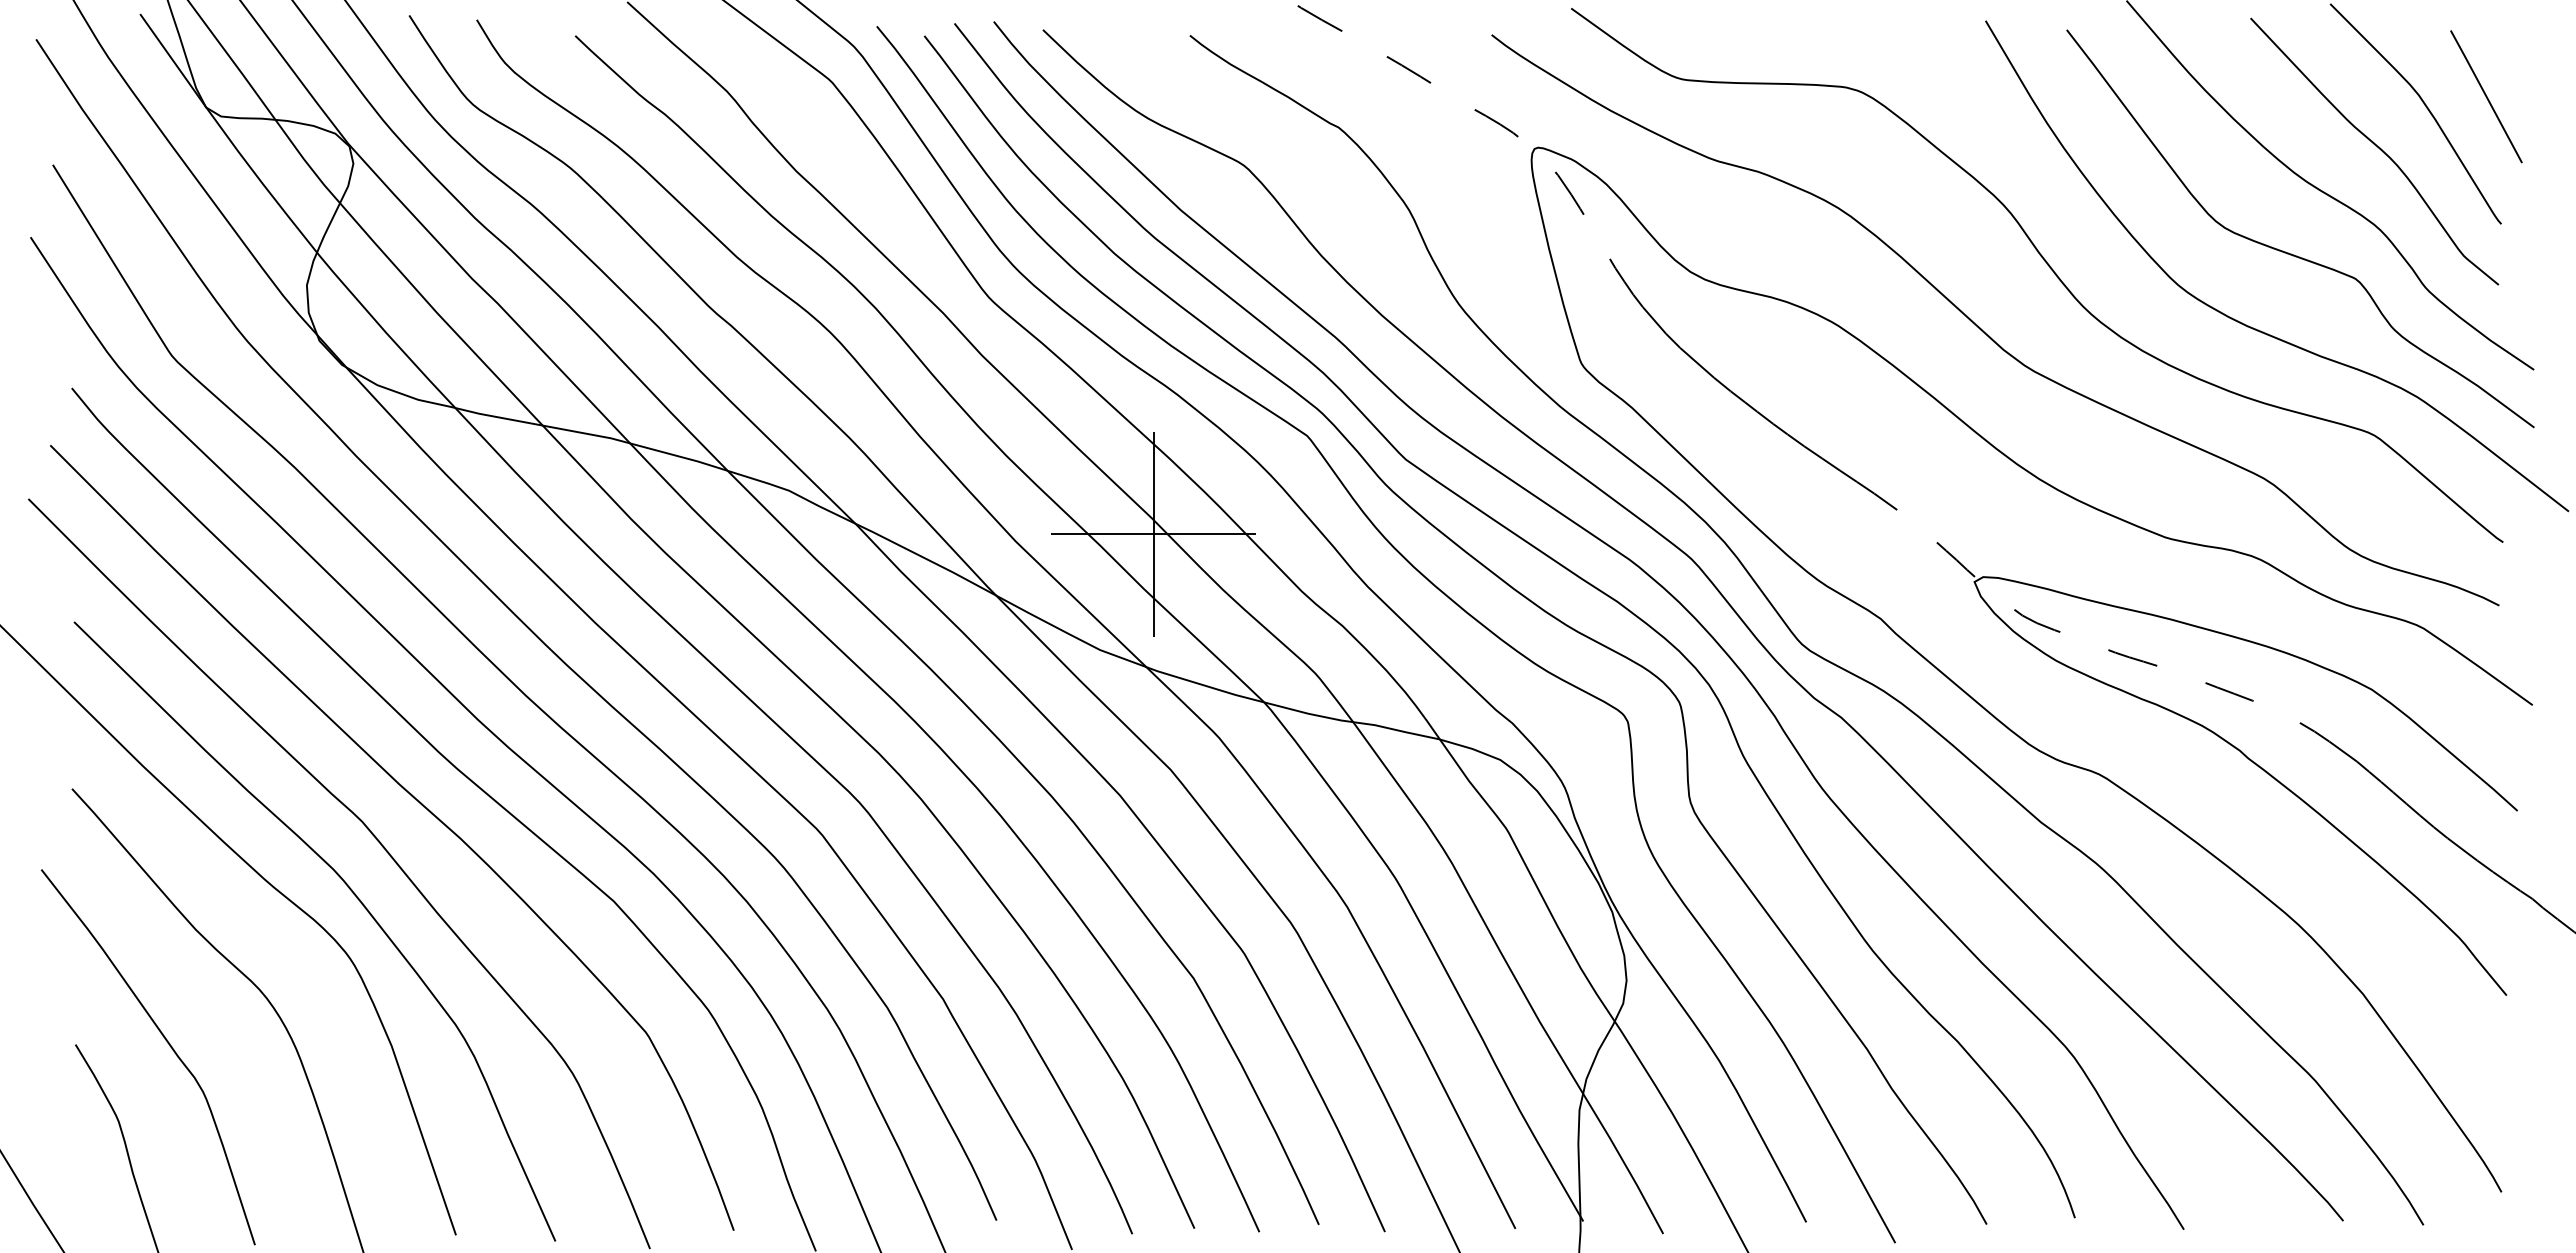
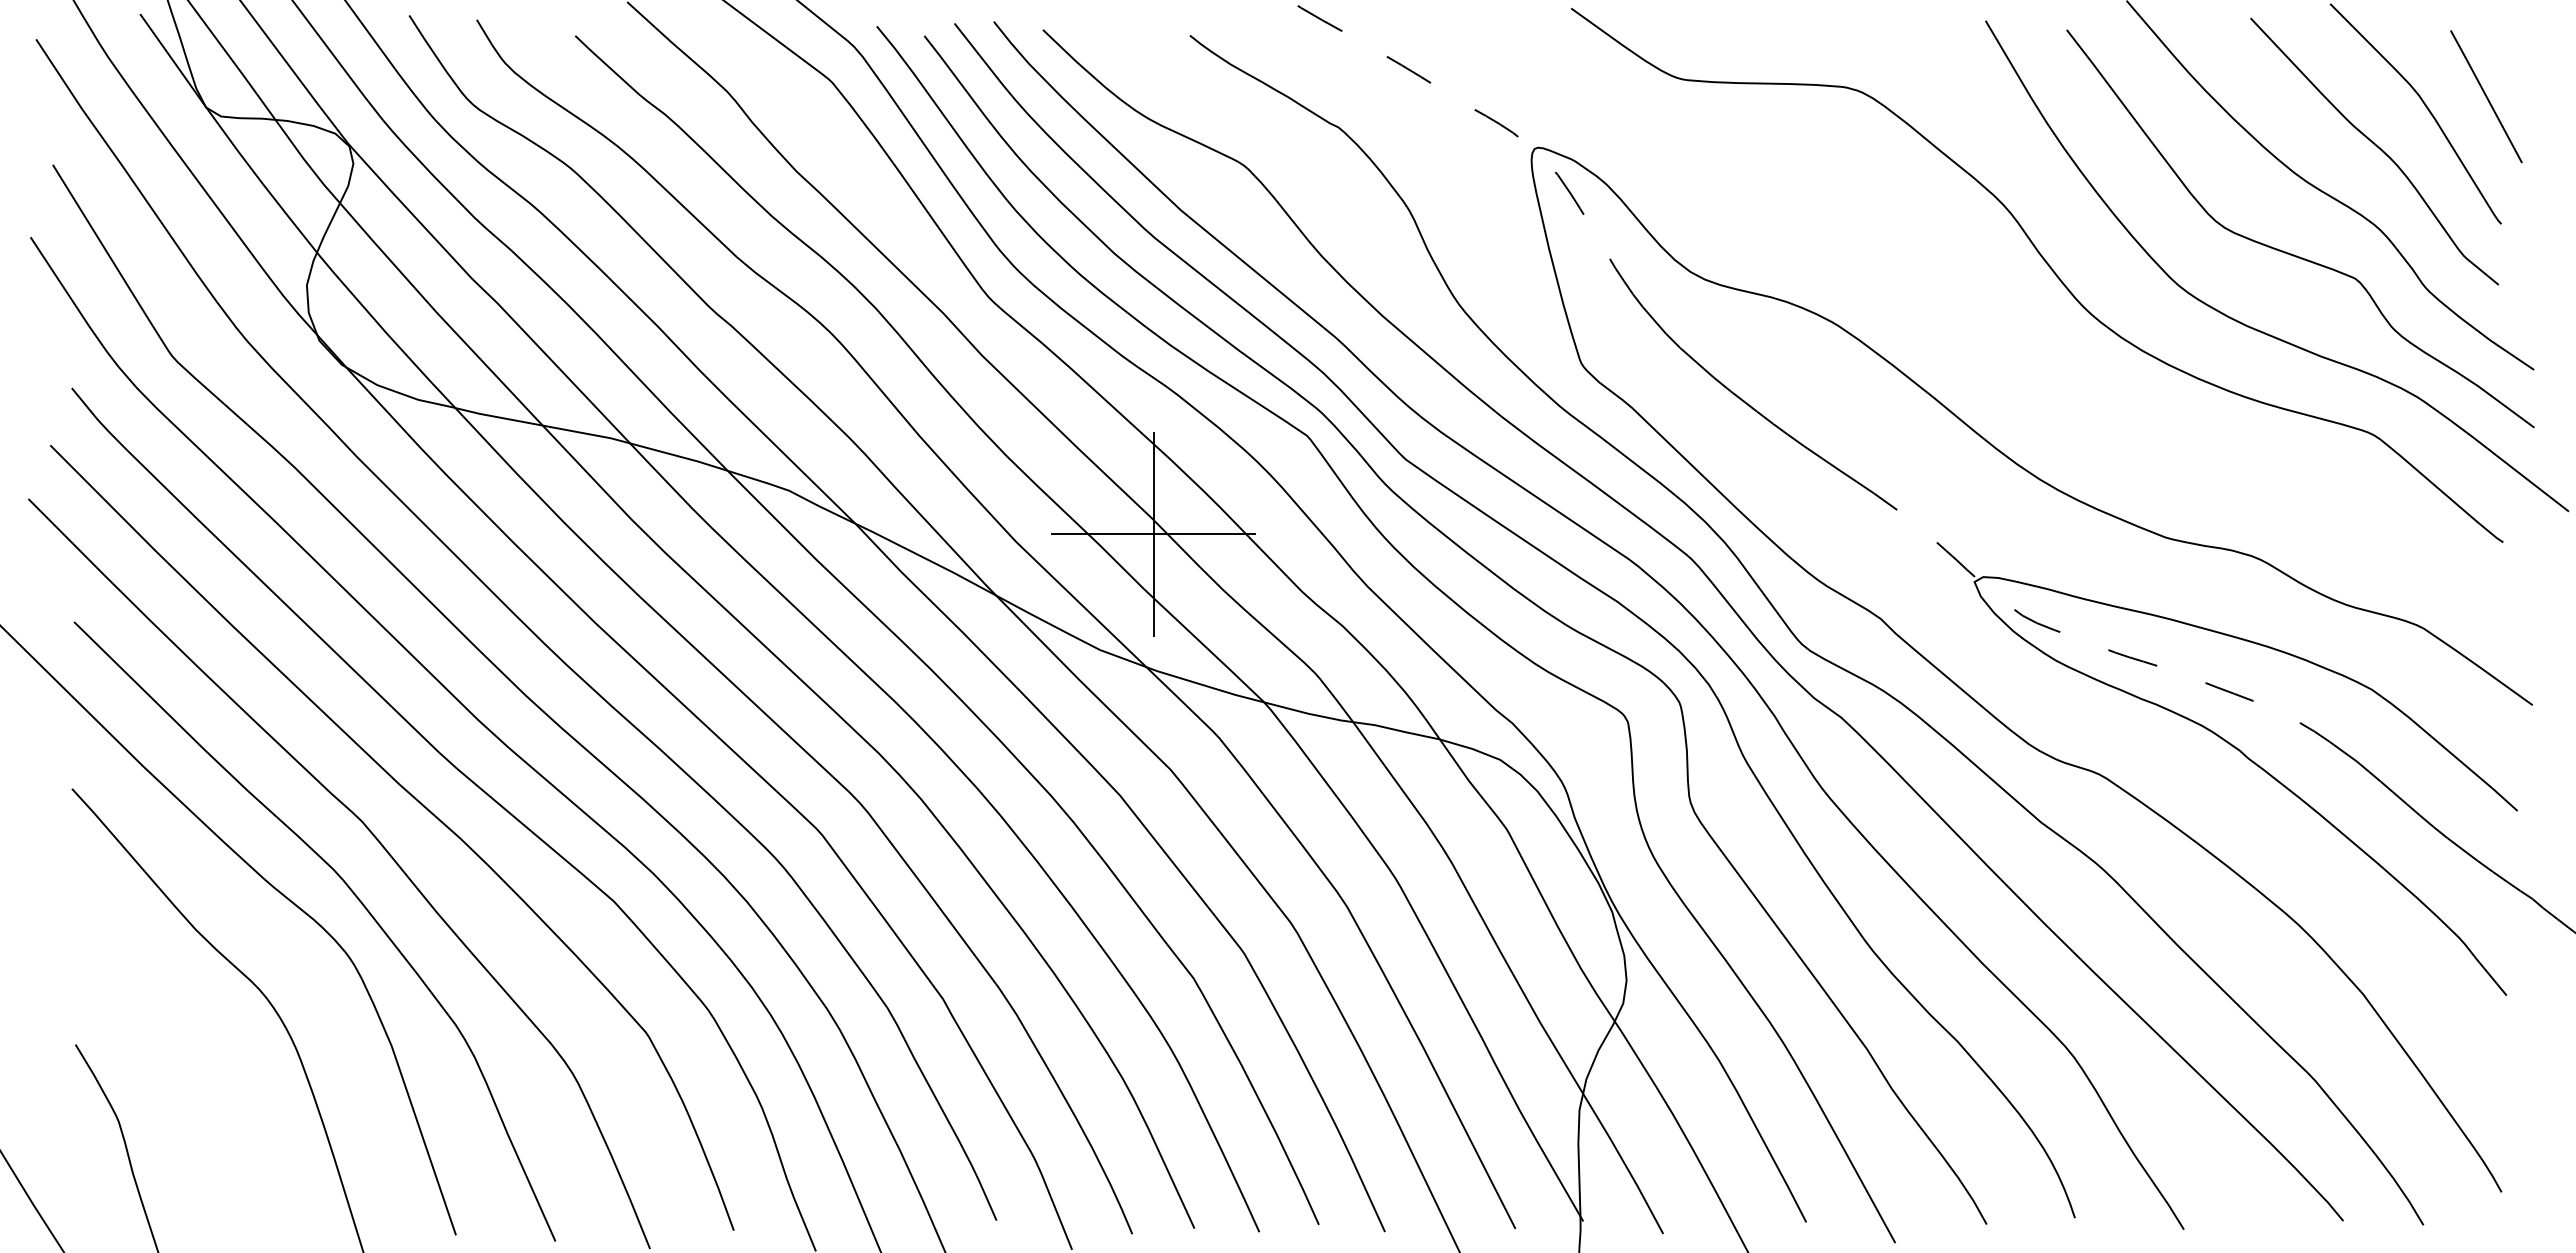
curve: present -> none (1984, 331)
curve: present -> none (167, 1043)
